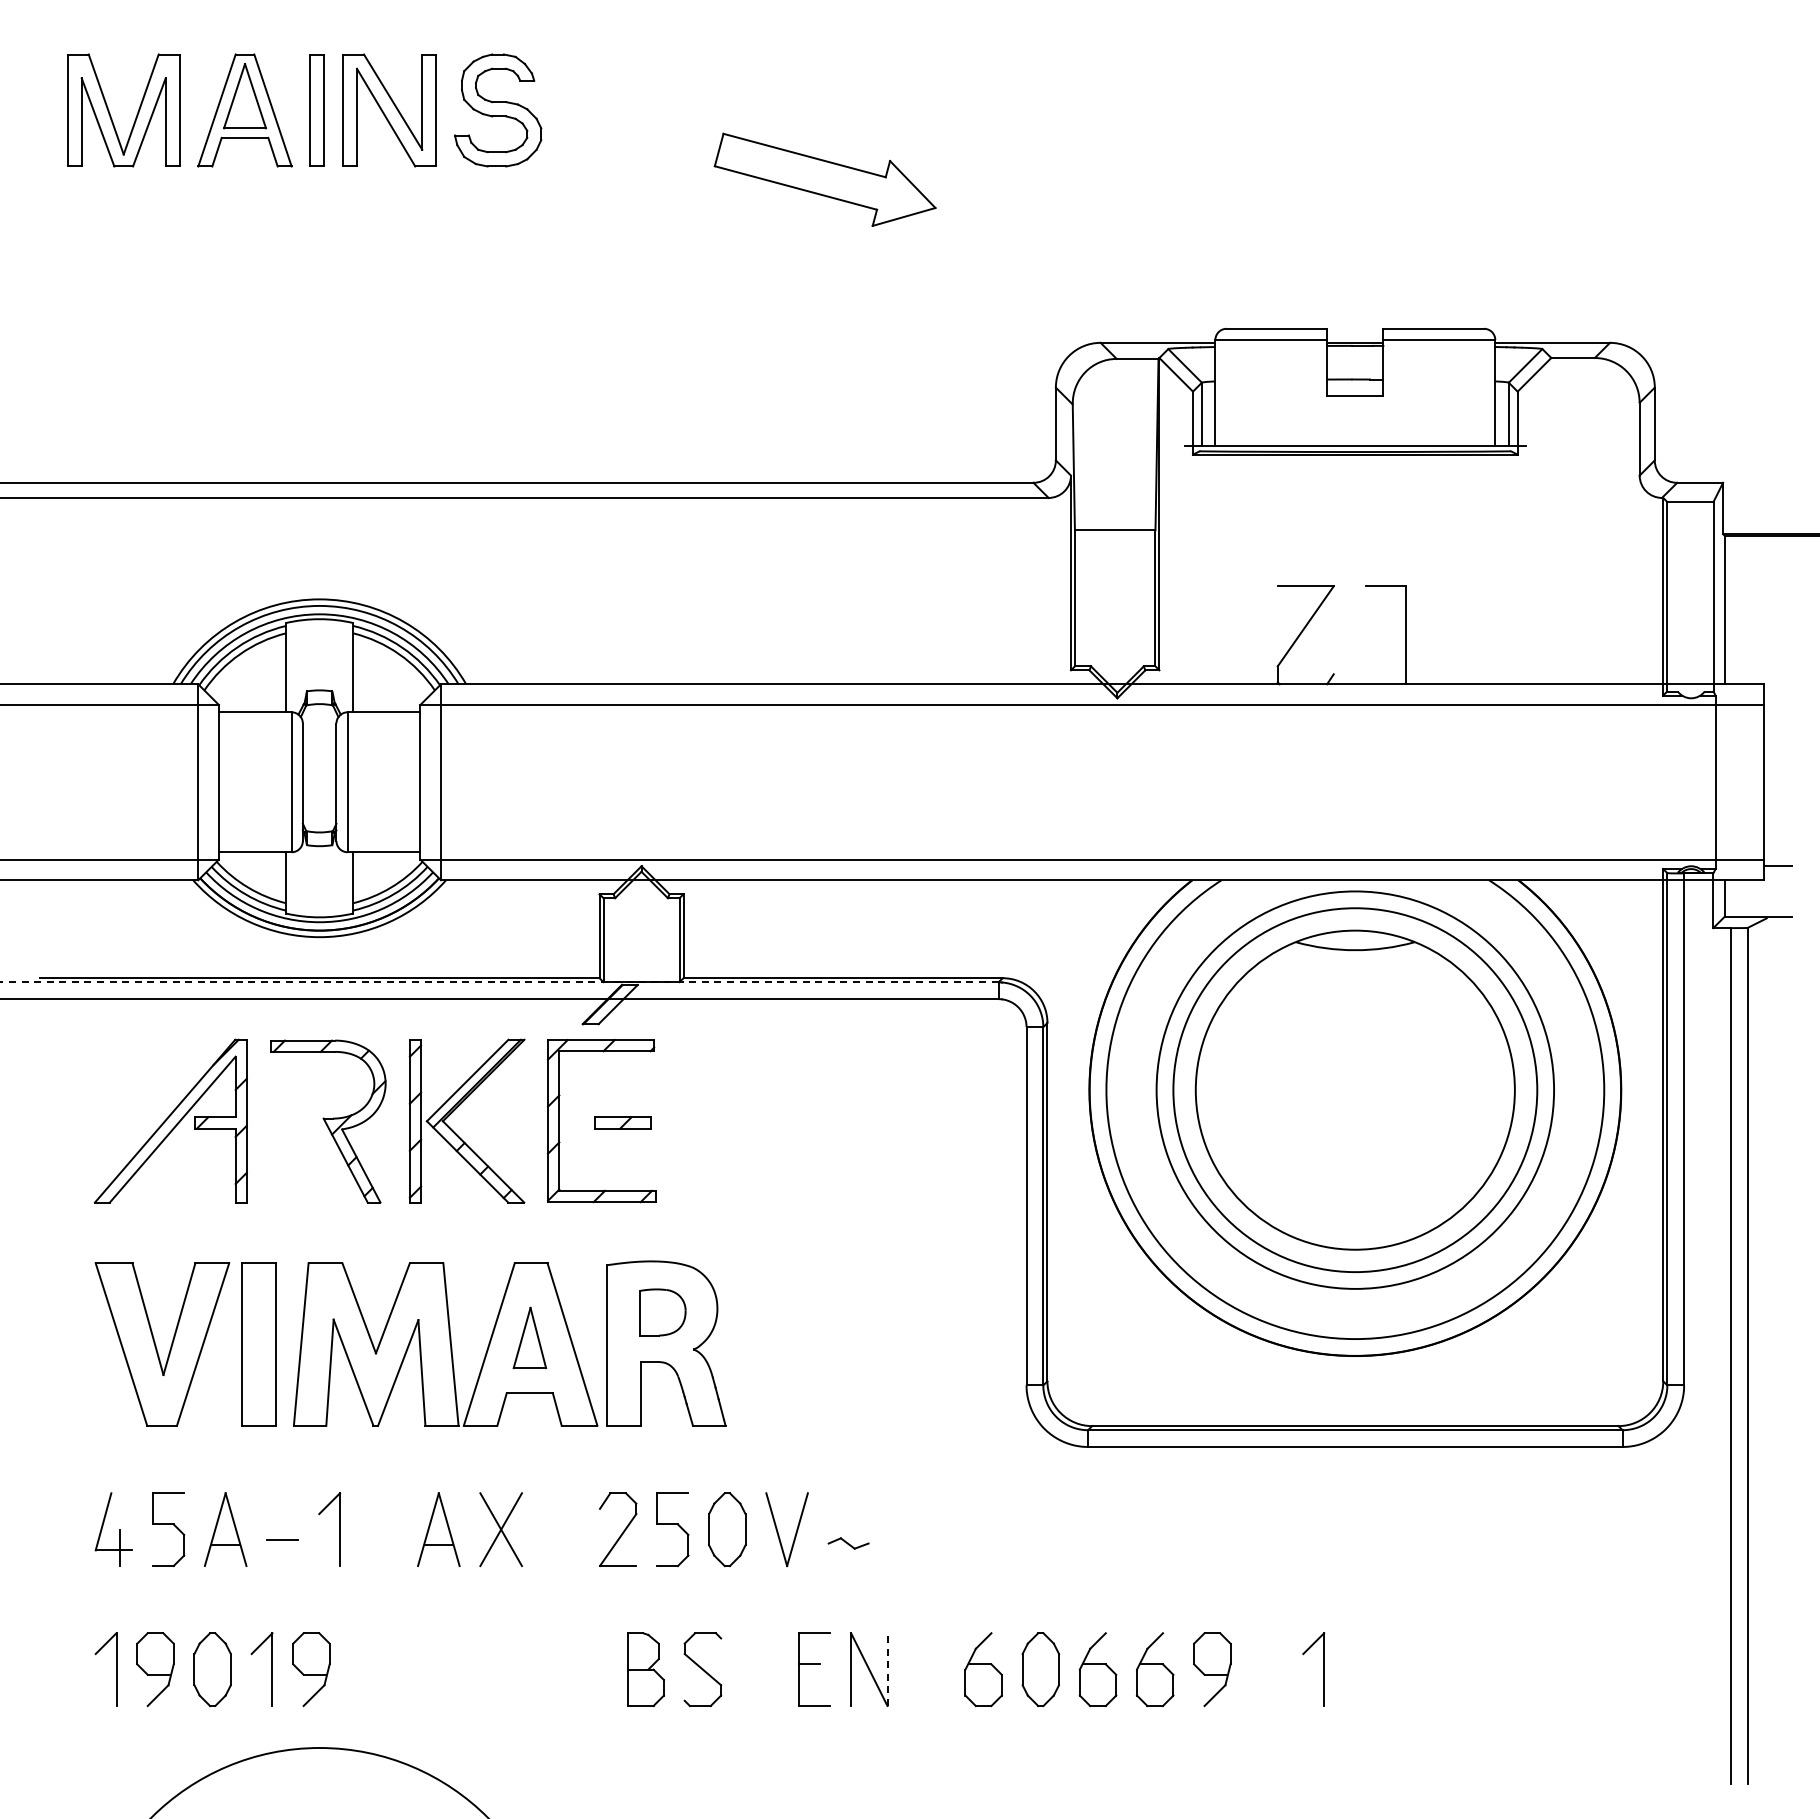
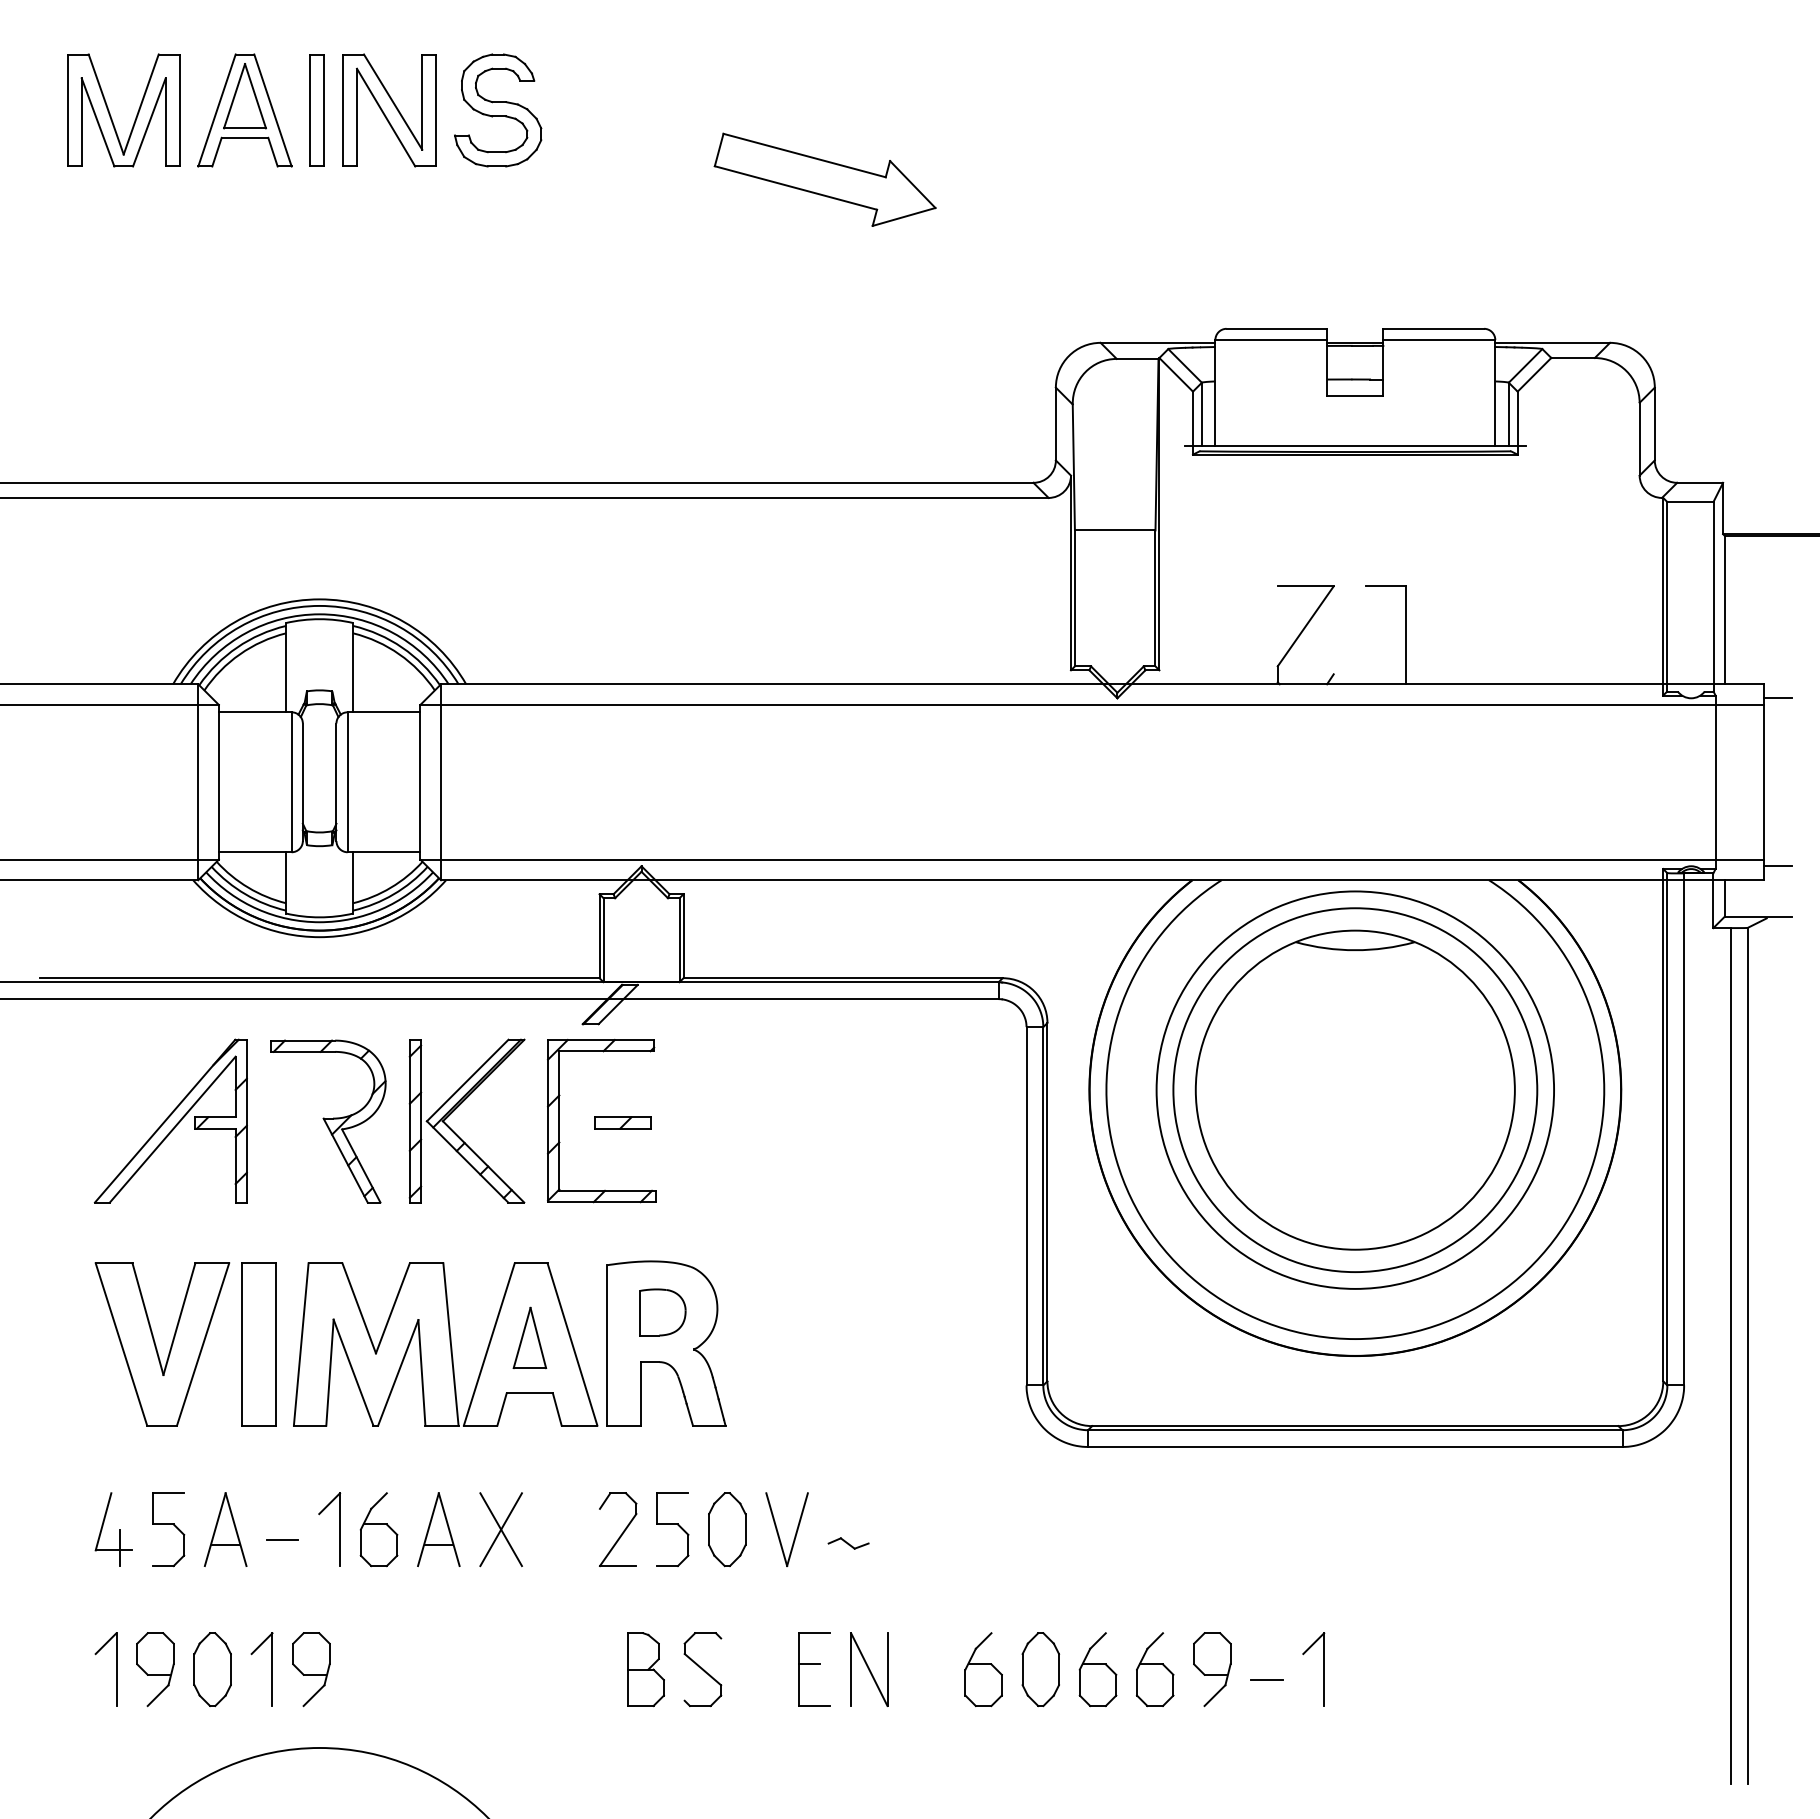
line: none -> present (1778, 698)
line: dashed -> solid (498, 982)
part: none -> present (378, 1529)
line: dashed -> solid (887, 1669)
line: none -> present (1266, 1680)
